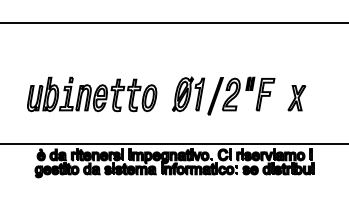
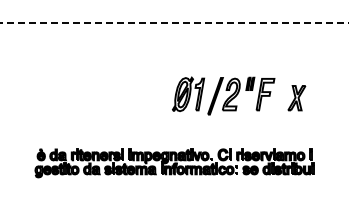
line: solid -> dashed (174, 22)
part: present -> none (92, 94)
line: present -> none (173, 144)
